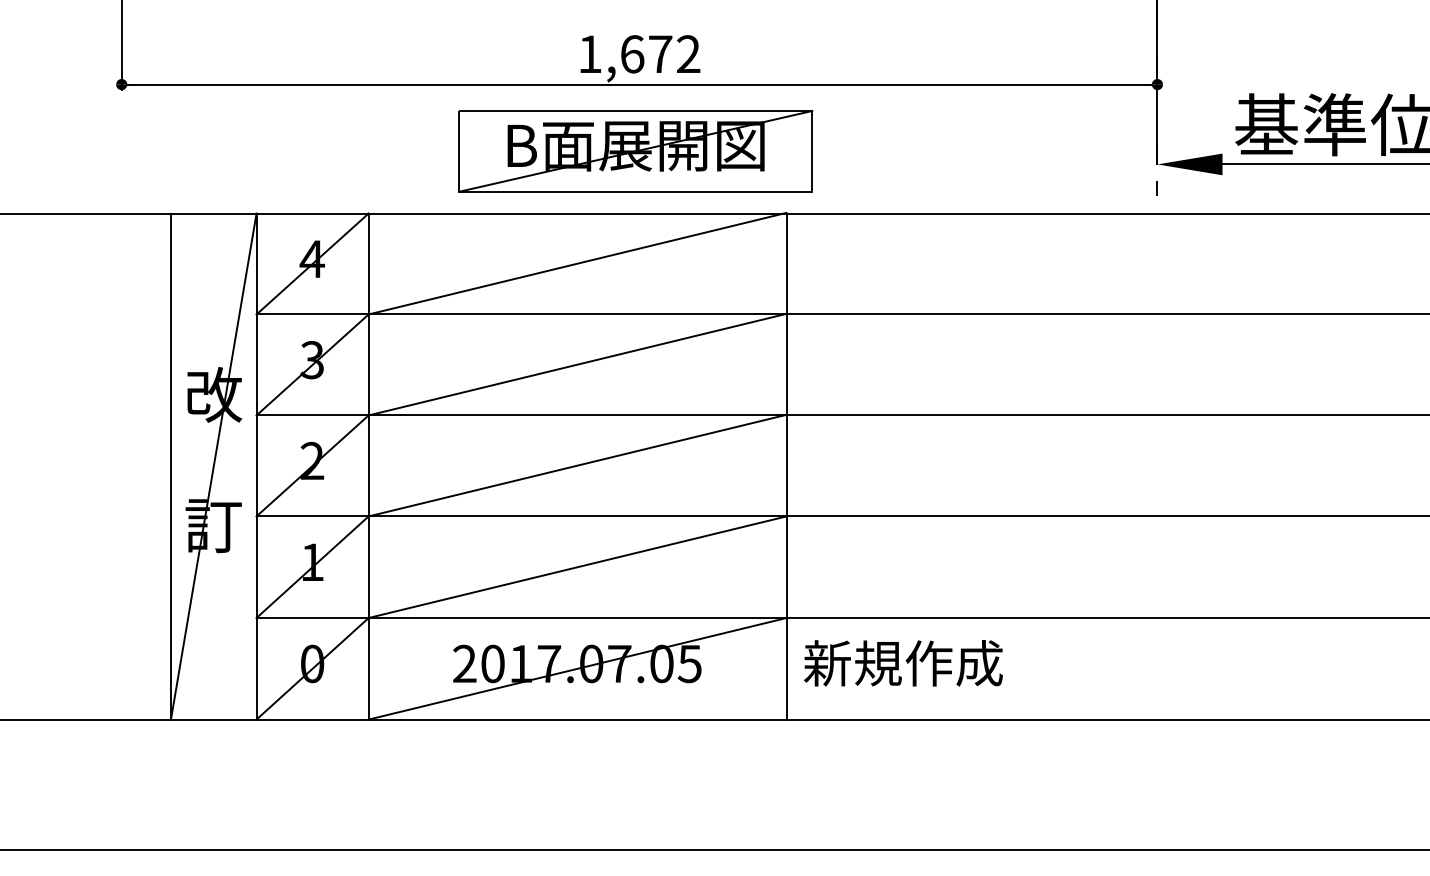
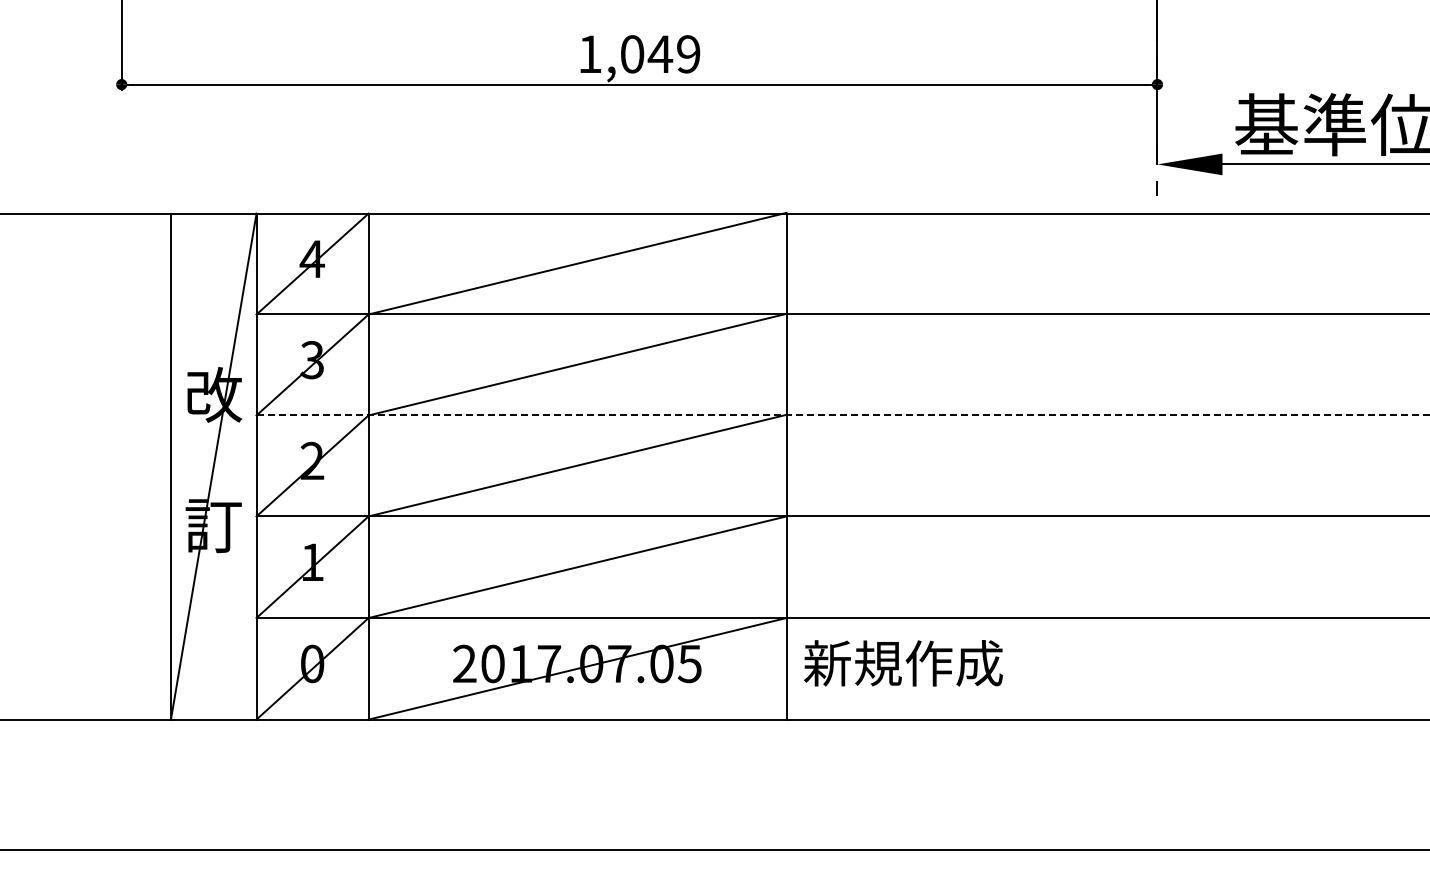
text: 1,672 -> 1,049 (660, 54)
part: present -> none (635, 151)
line: solid -> dashed (843, 415)
